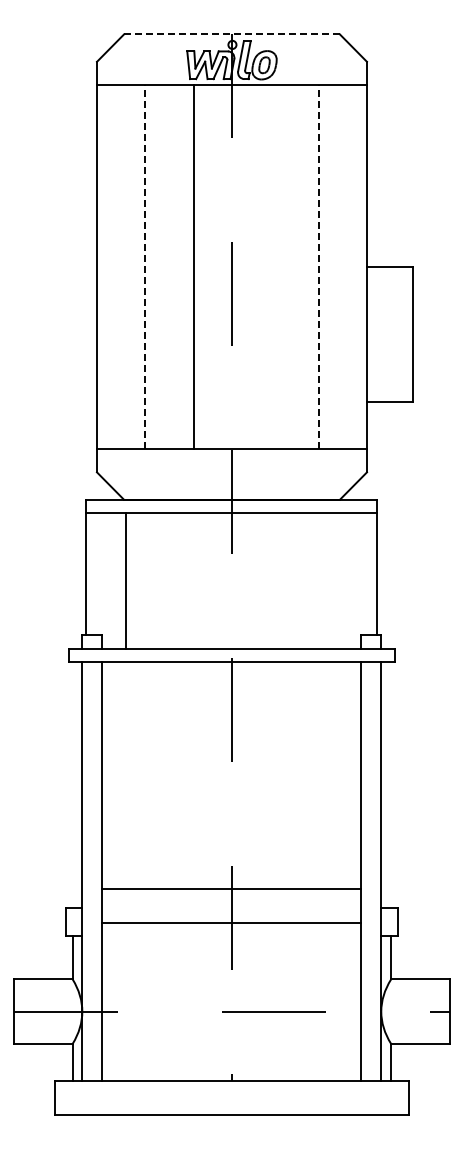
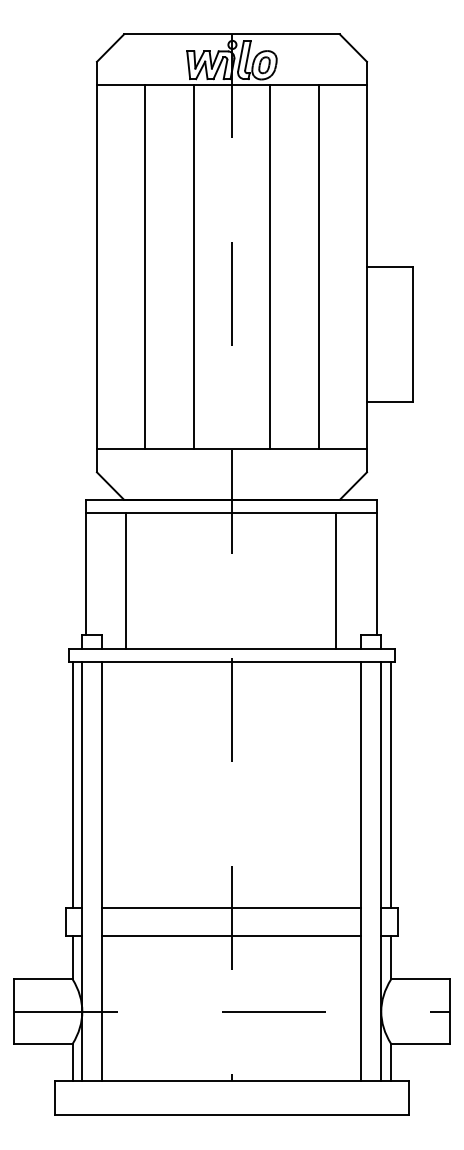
line: dashed -> solid (232, 34)
line: none -> present (270, 266)
line: dashed -> solid (144, 267)
line: dashed -> solid (319, 267)
line: none -> present (336, 580)
line: none -> present (72, 784)
line: none -> present (391, 784)
line position: (231, 888) -> (231, 907) (231, 907)
line position: (231, 922) -> (231, 935) (231, 935)
